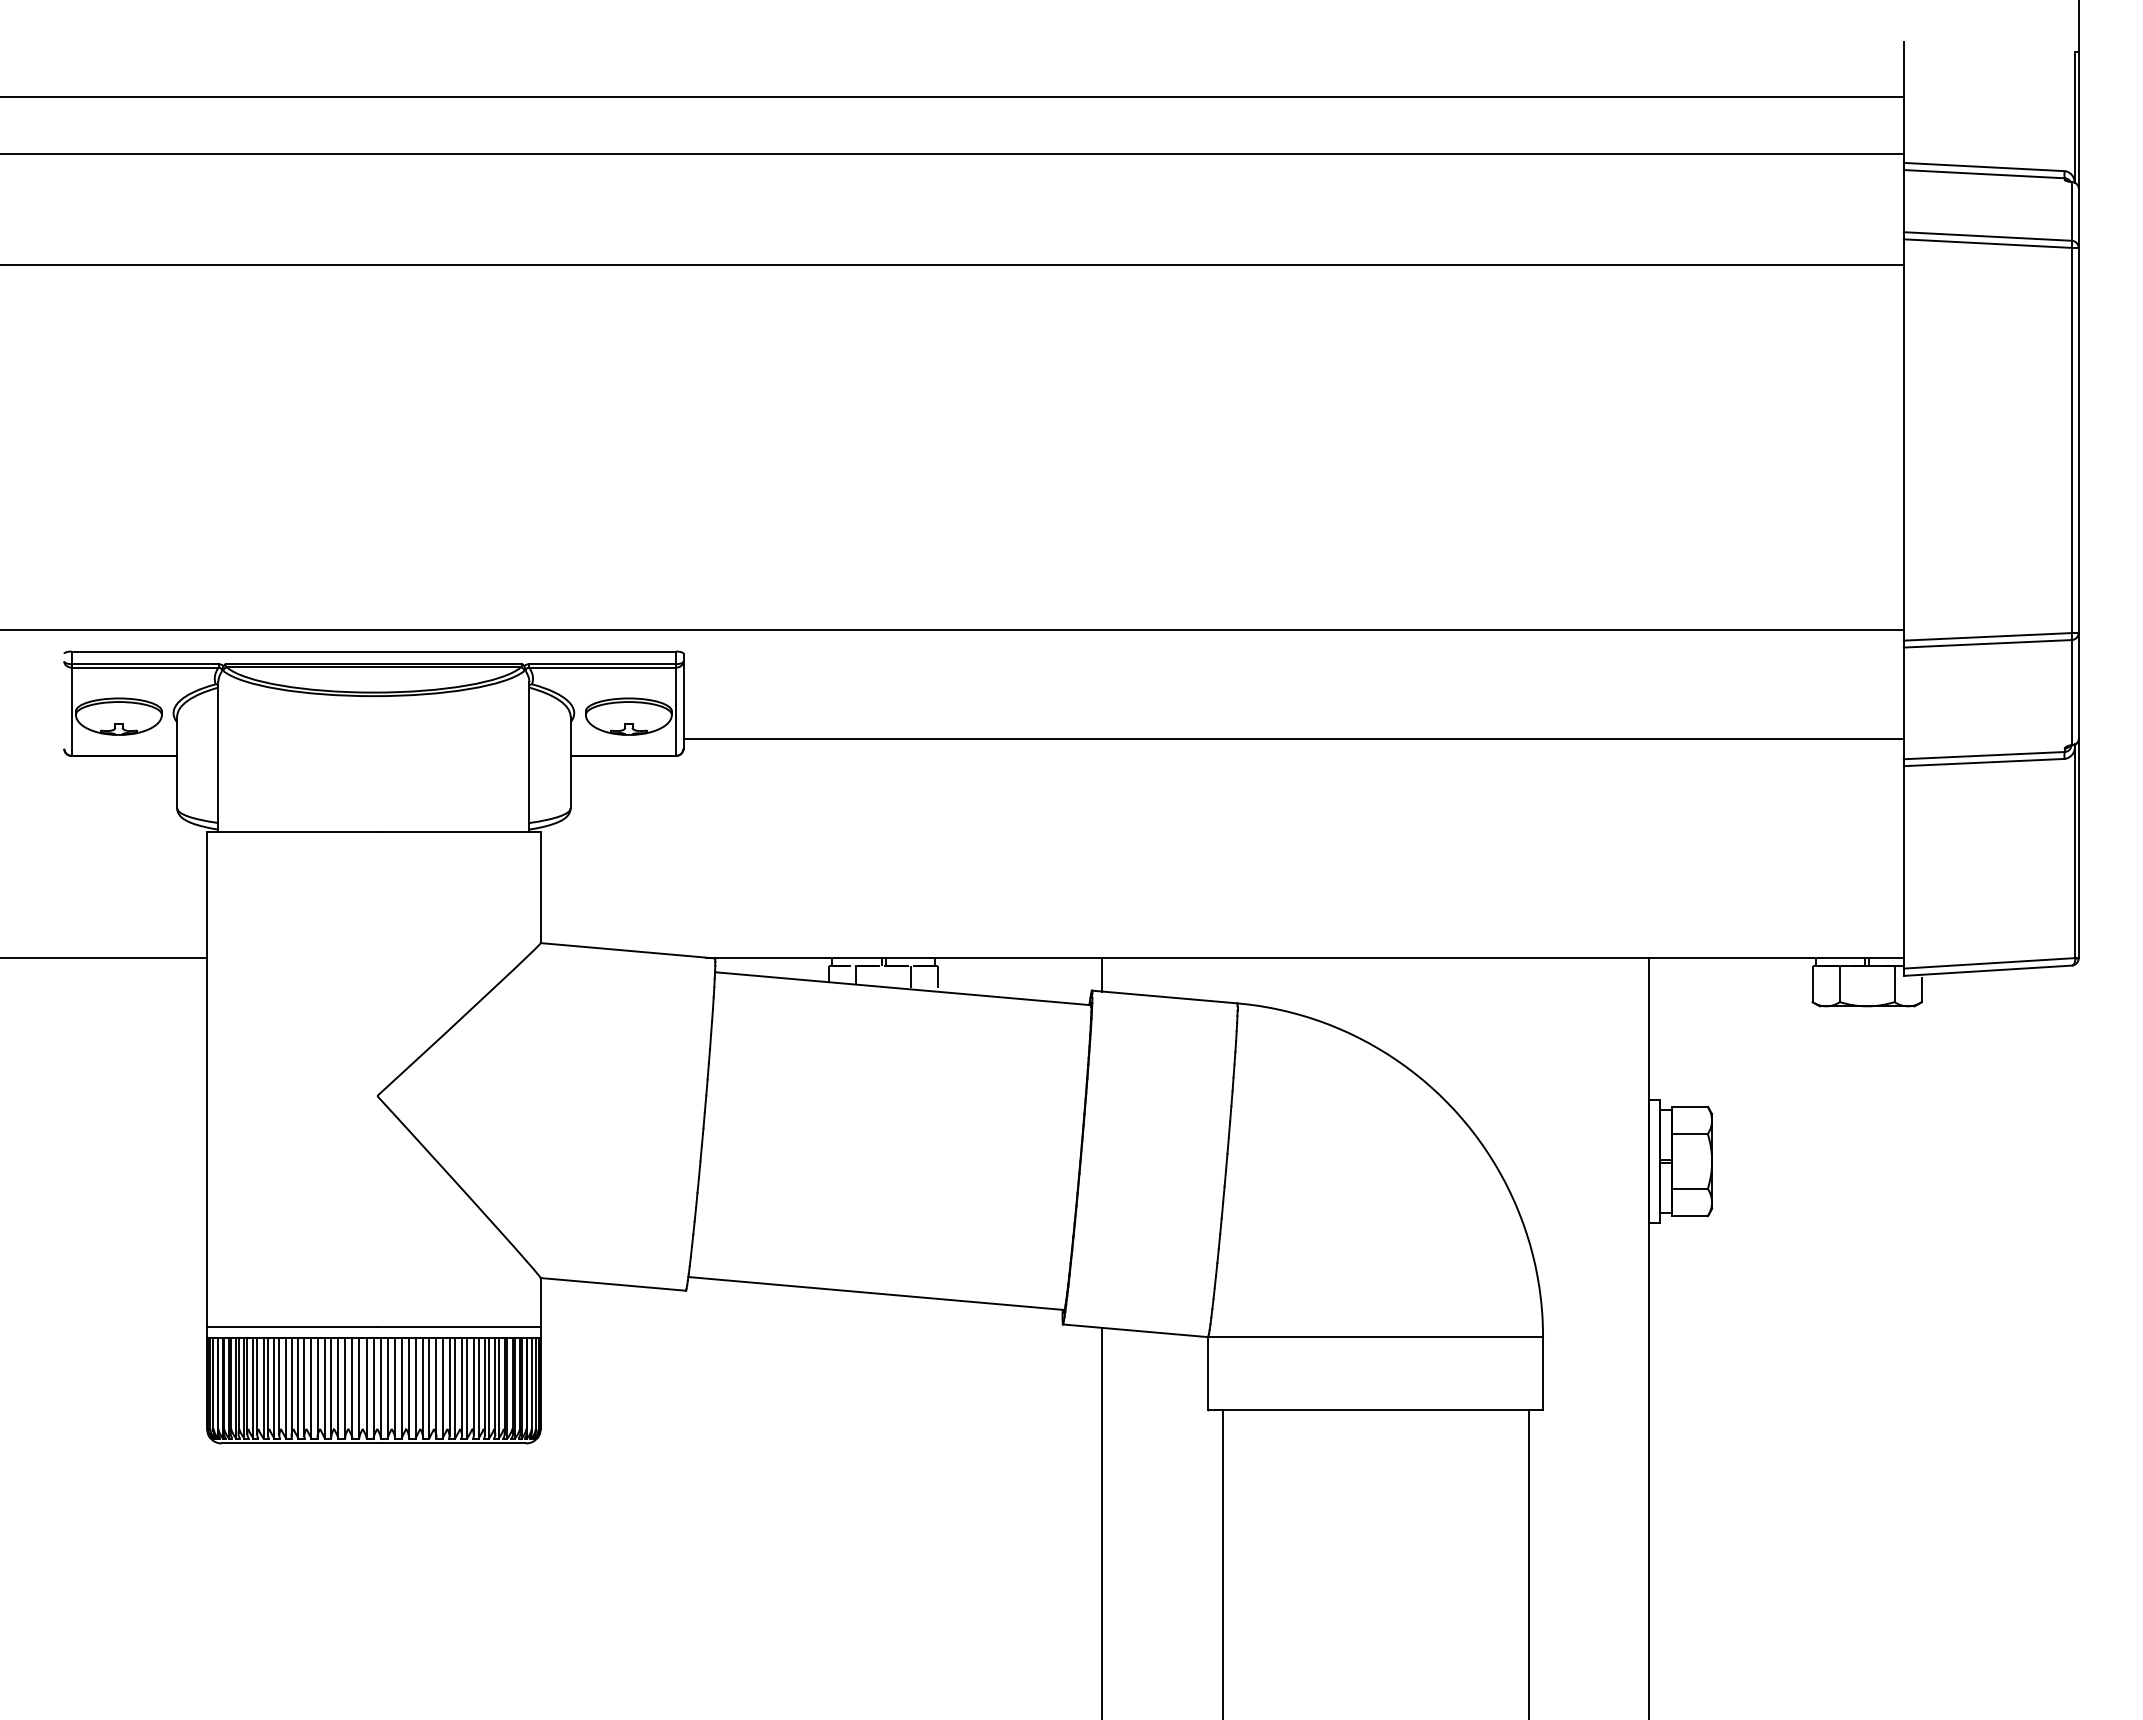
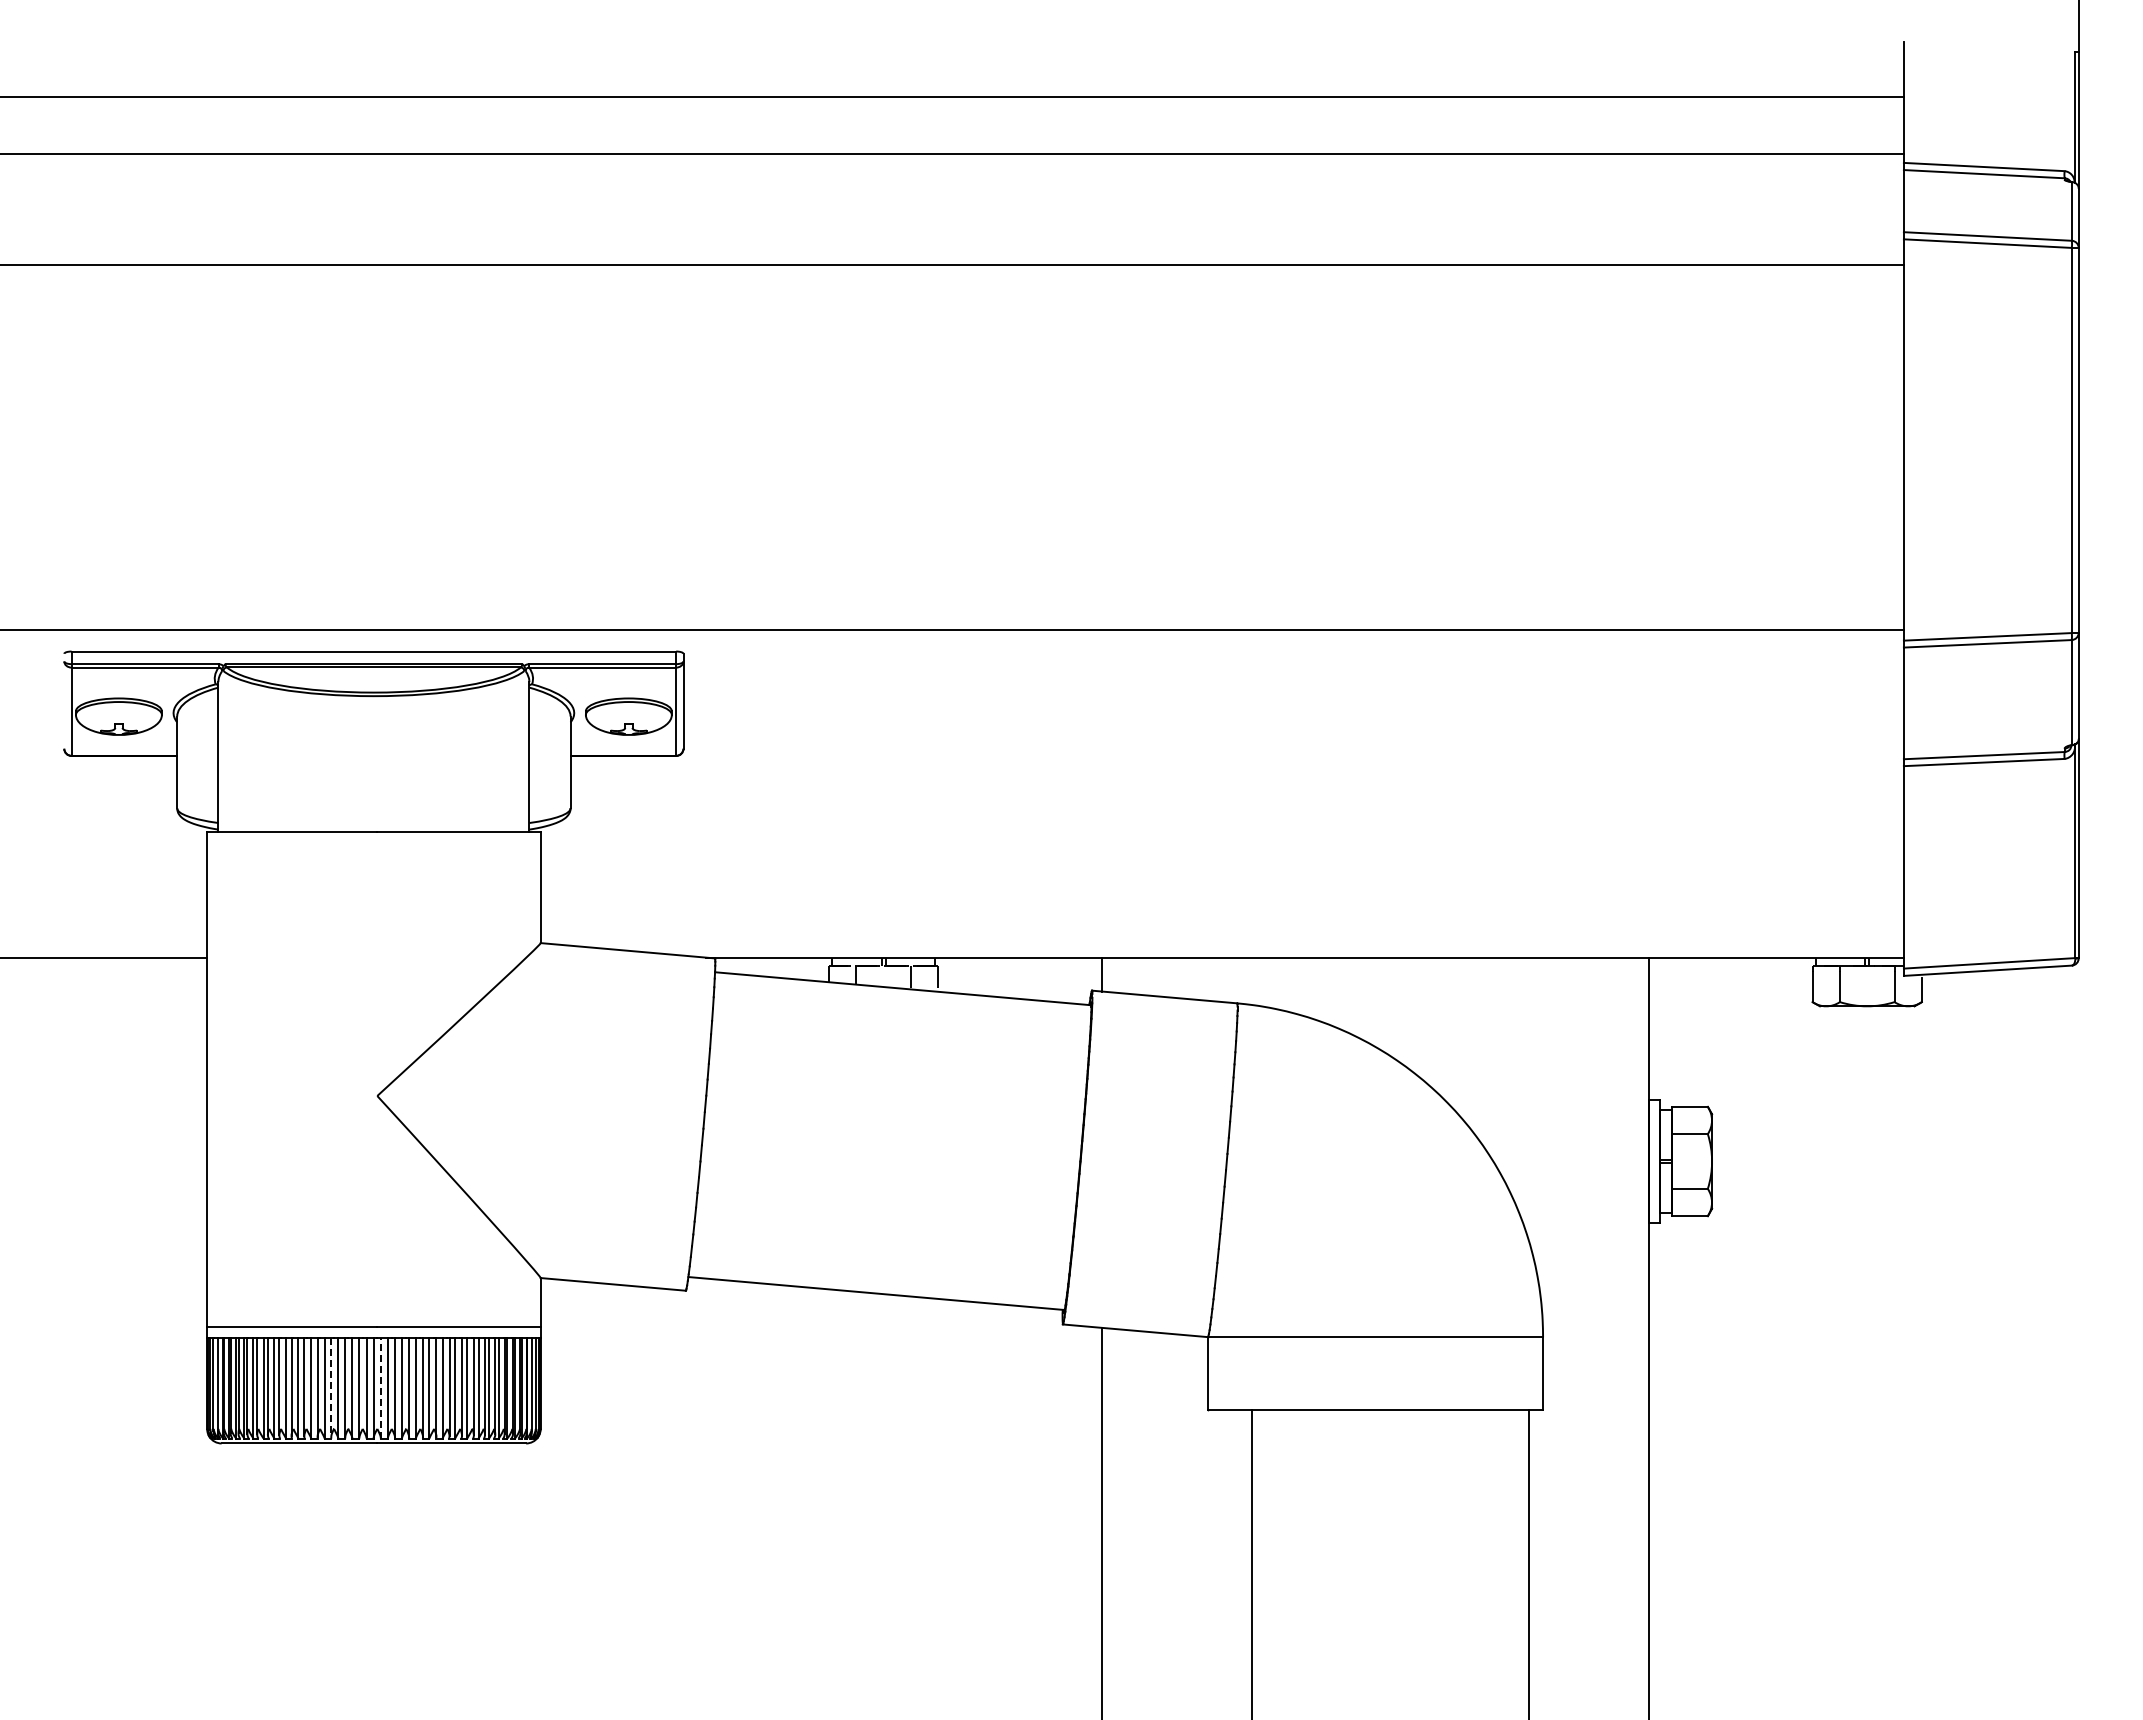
line: present -> none (1293, 738)
line: solid -> dashed (331, 1387)
line: solid -> dashed (380, 1387)
line position: (1222, 1562) -> (1251, 1562) (1251, 1562)
